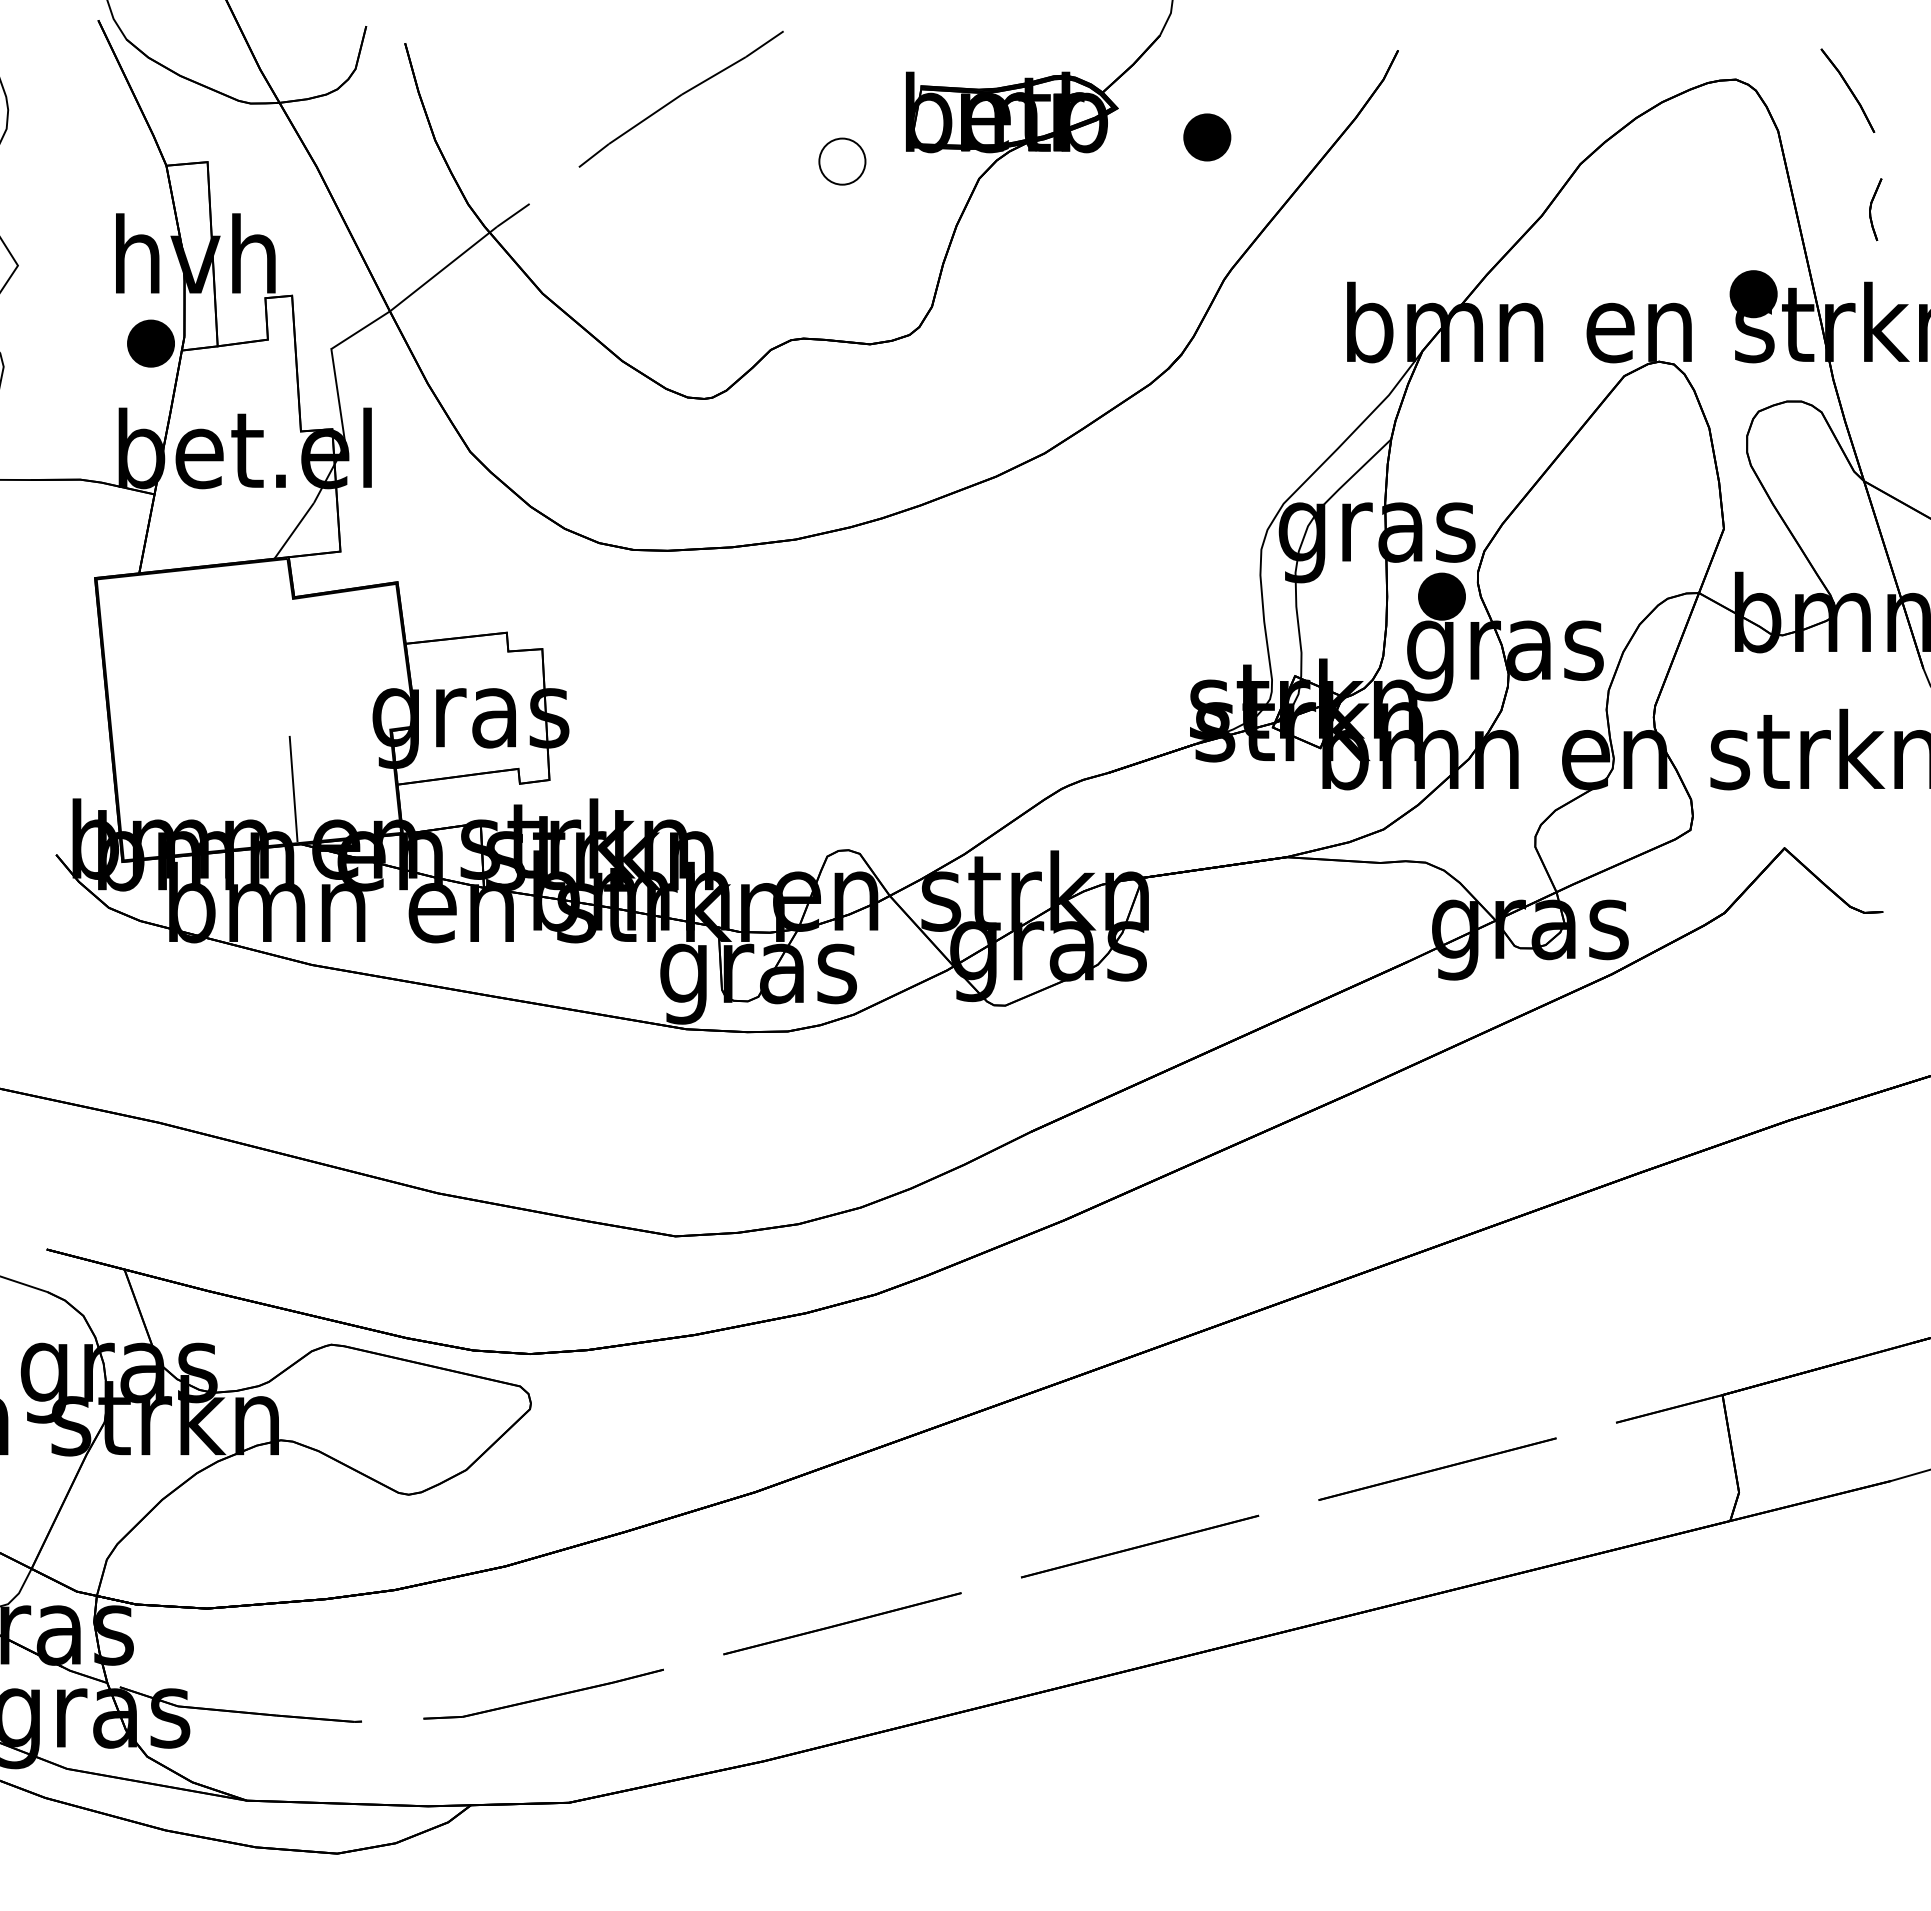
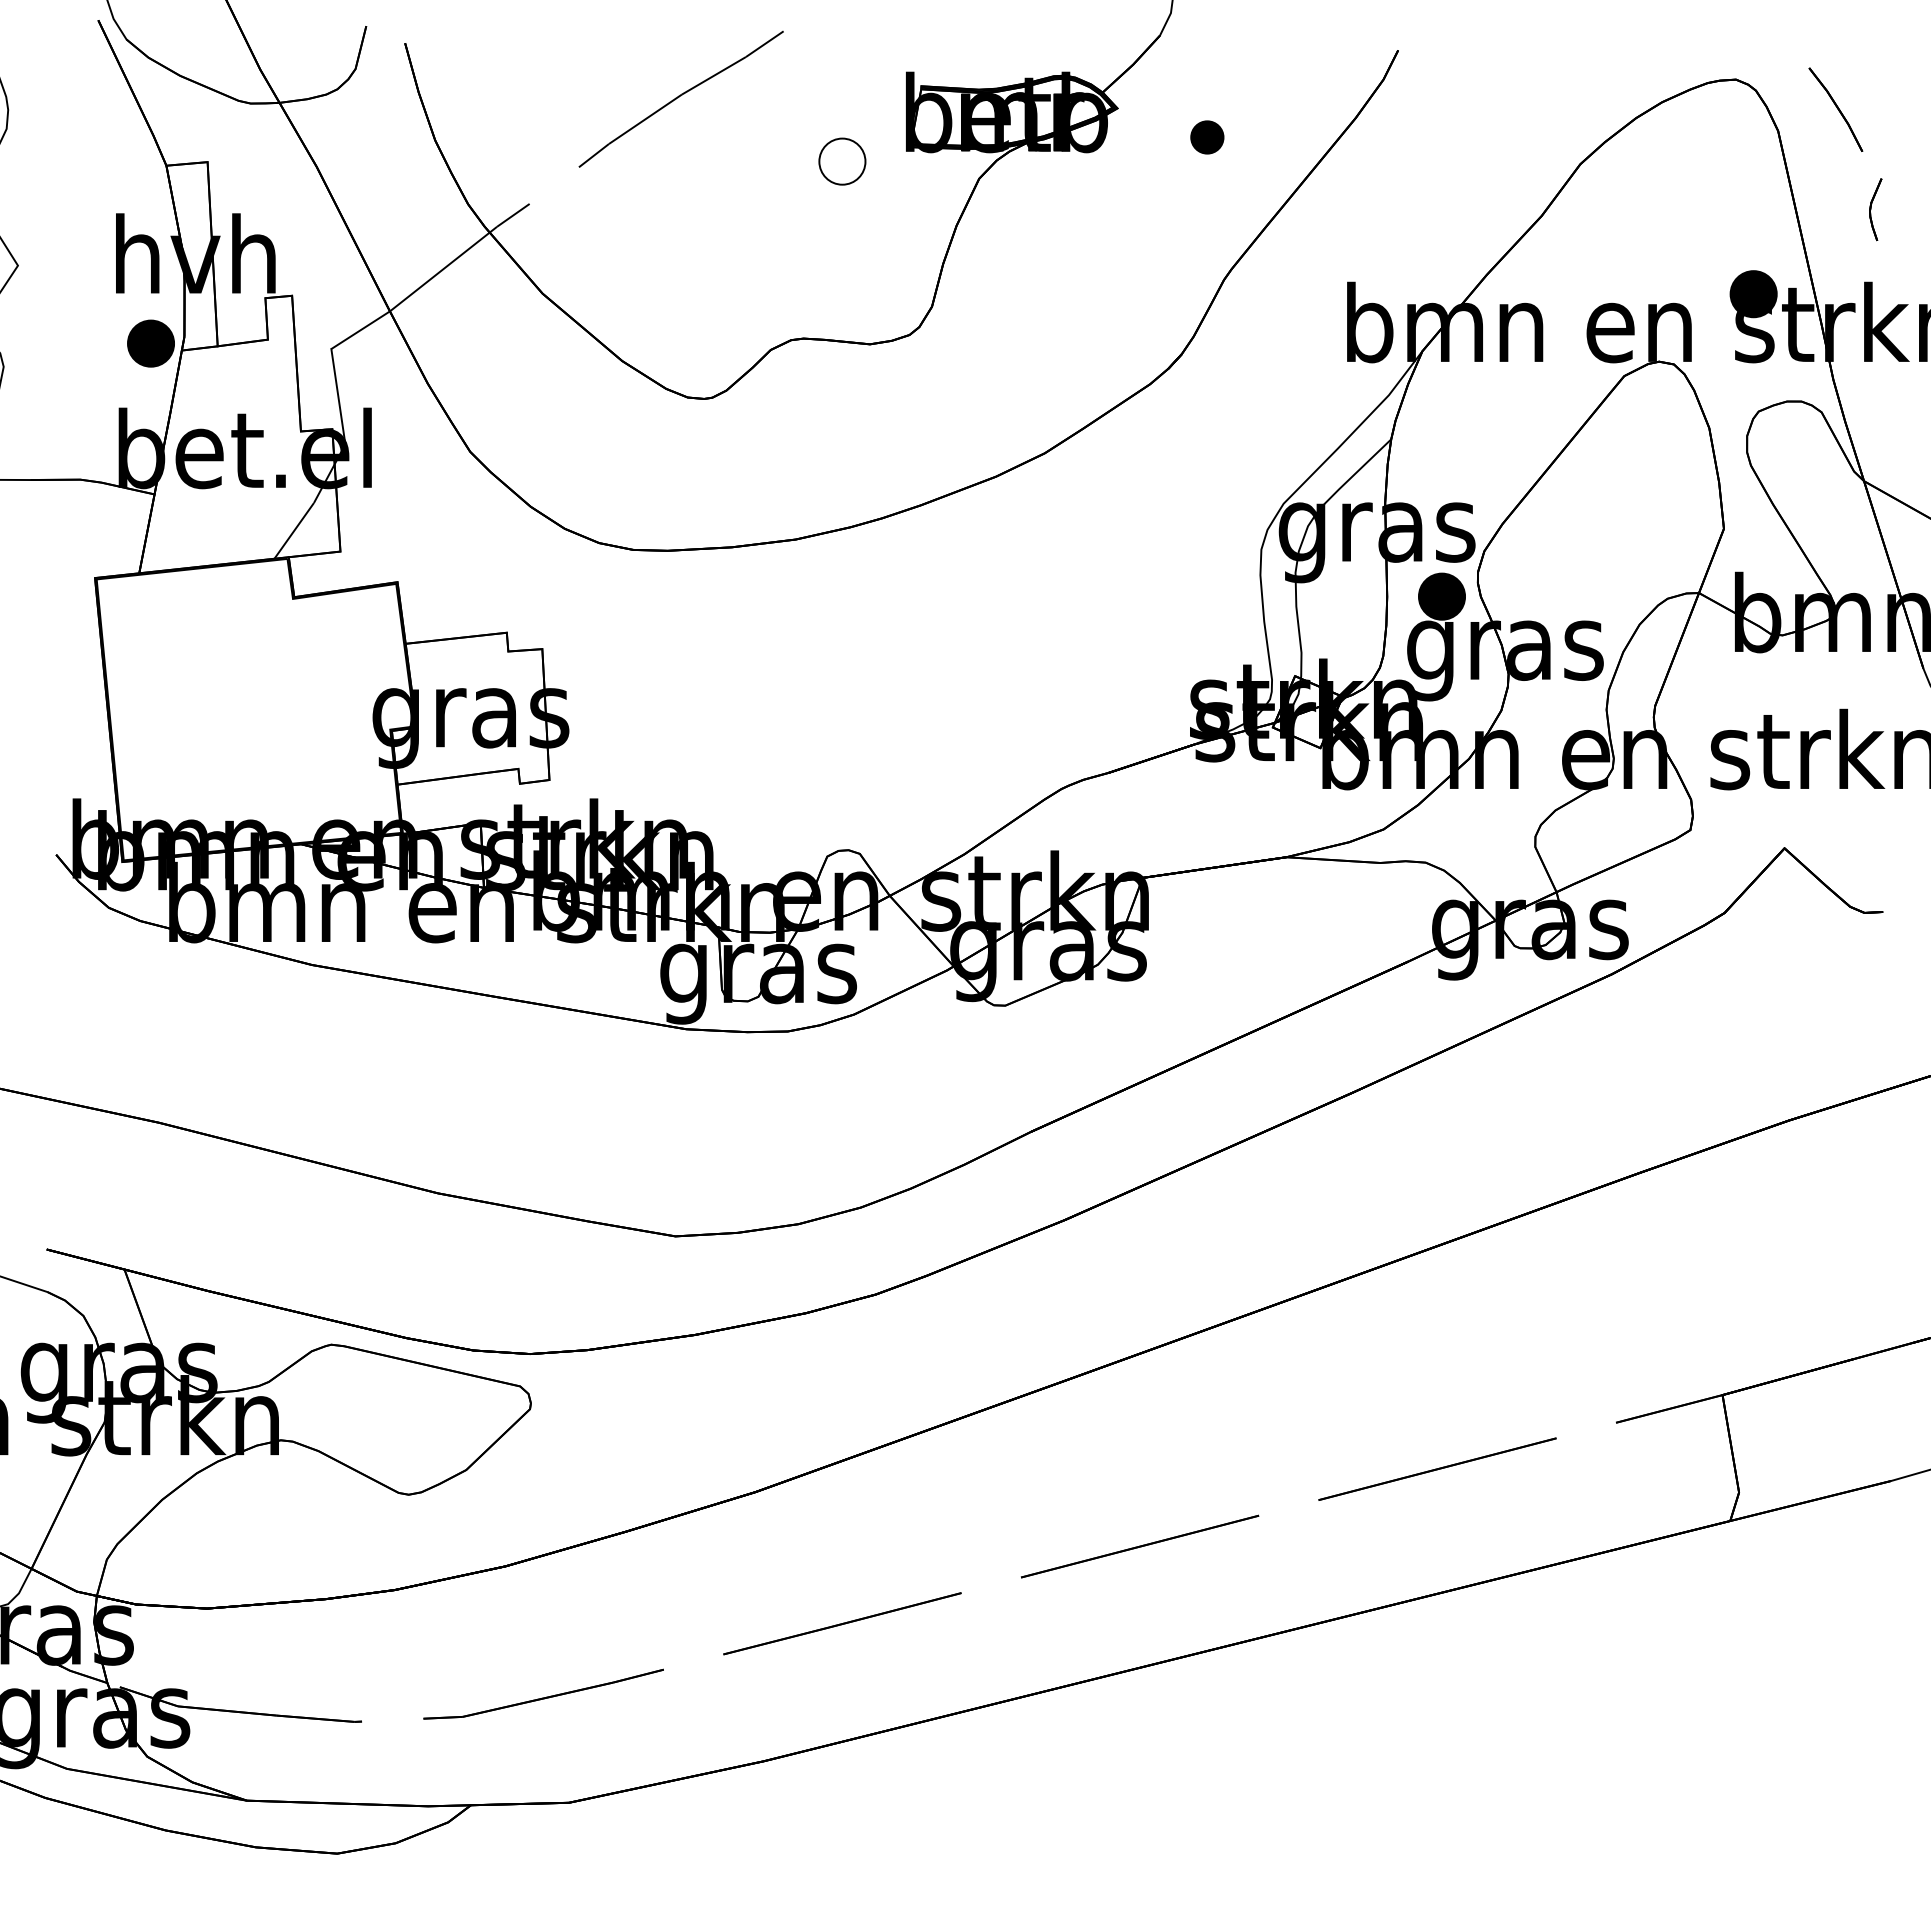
part position: (1847, 90) -> (1835, 109) (1835, 109)
part size: 49x49 px -> 35x35 px (1207, 137)
line: present -> none (293, 788)
